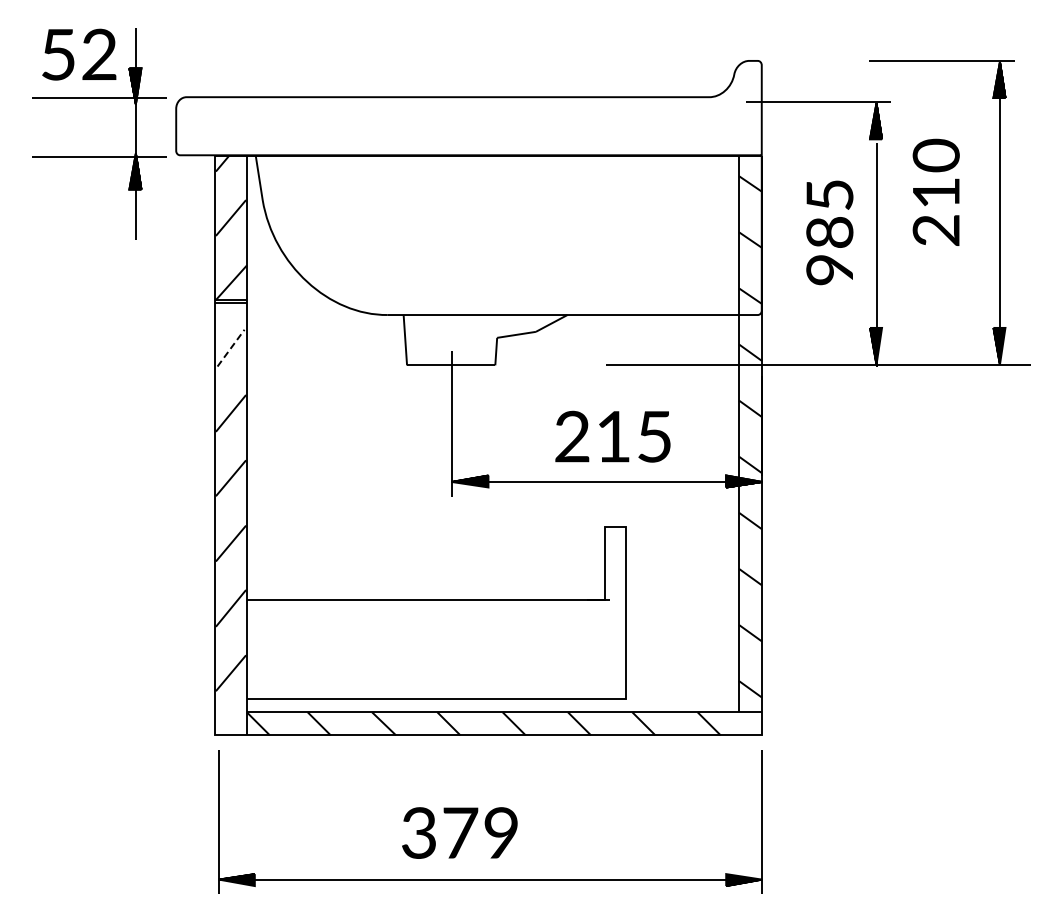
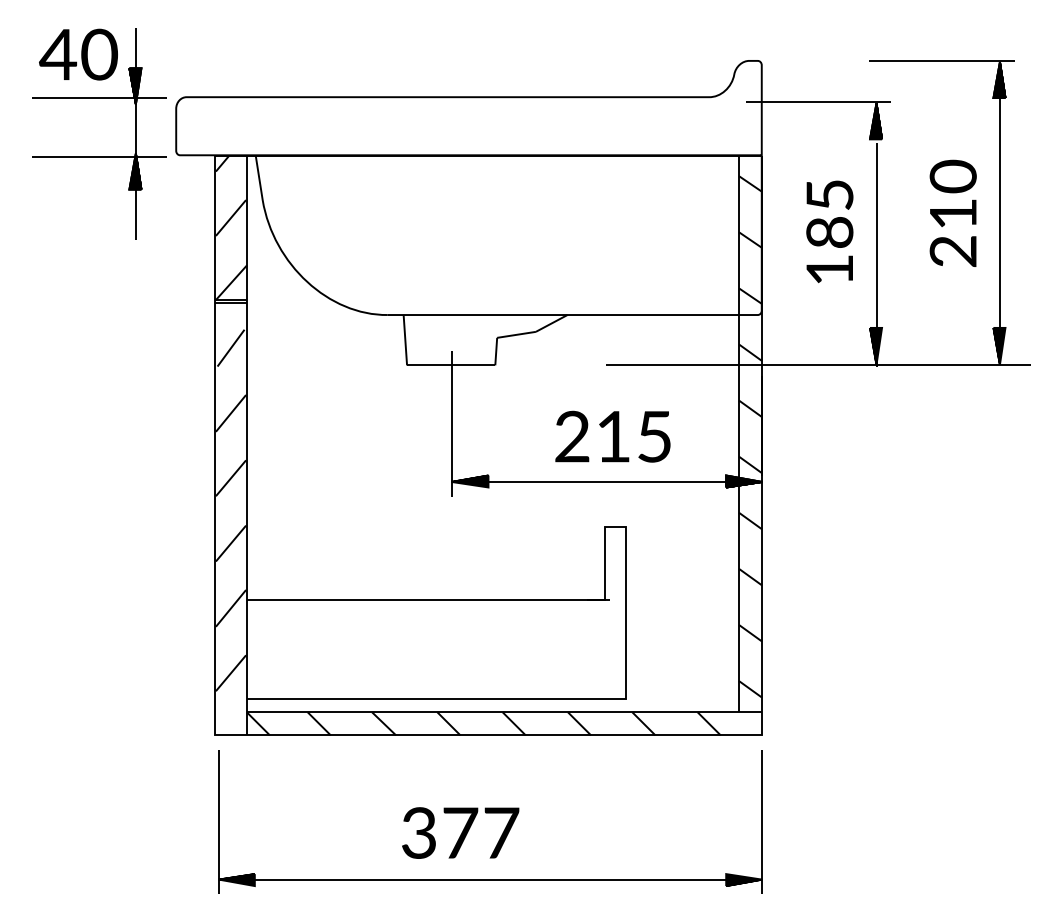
text: 52 -> 40 (78, 54)
text position: (935, 191) -> (952, 212) (952, 212)
text: 985 -> 185 (829, 270)
line: dashed -> solid (231, 348)
text: 379 -> 377 (501, 832)
